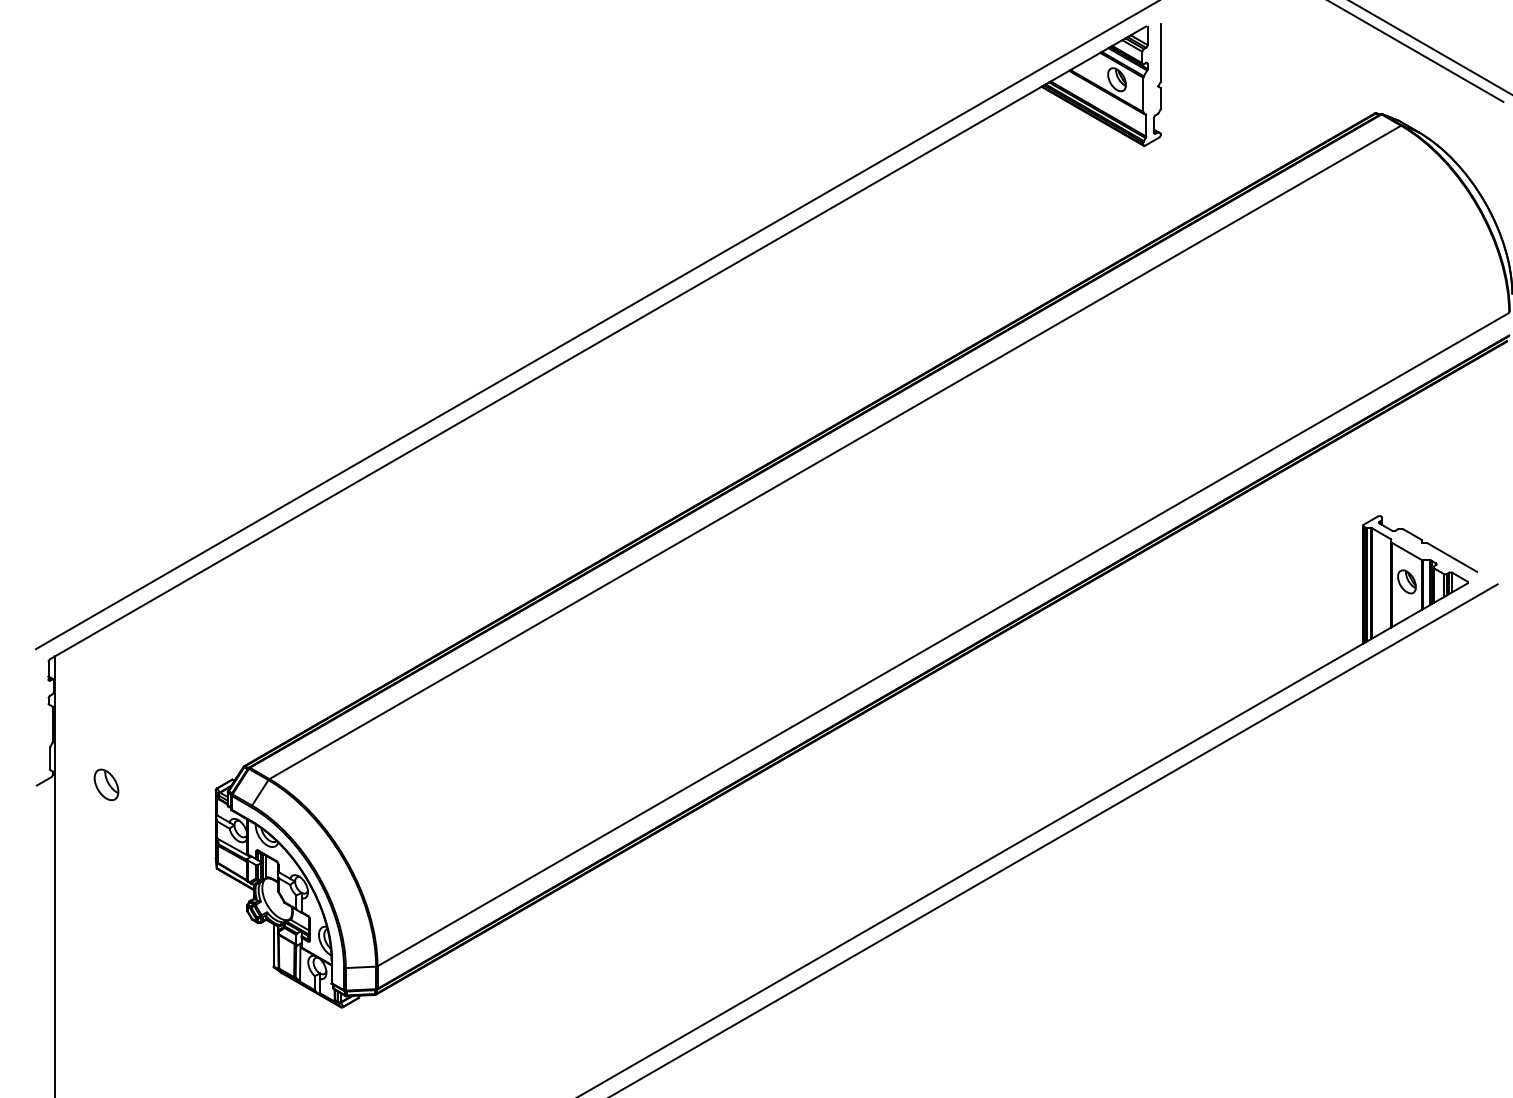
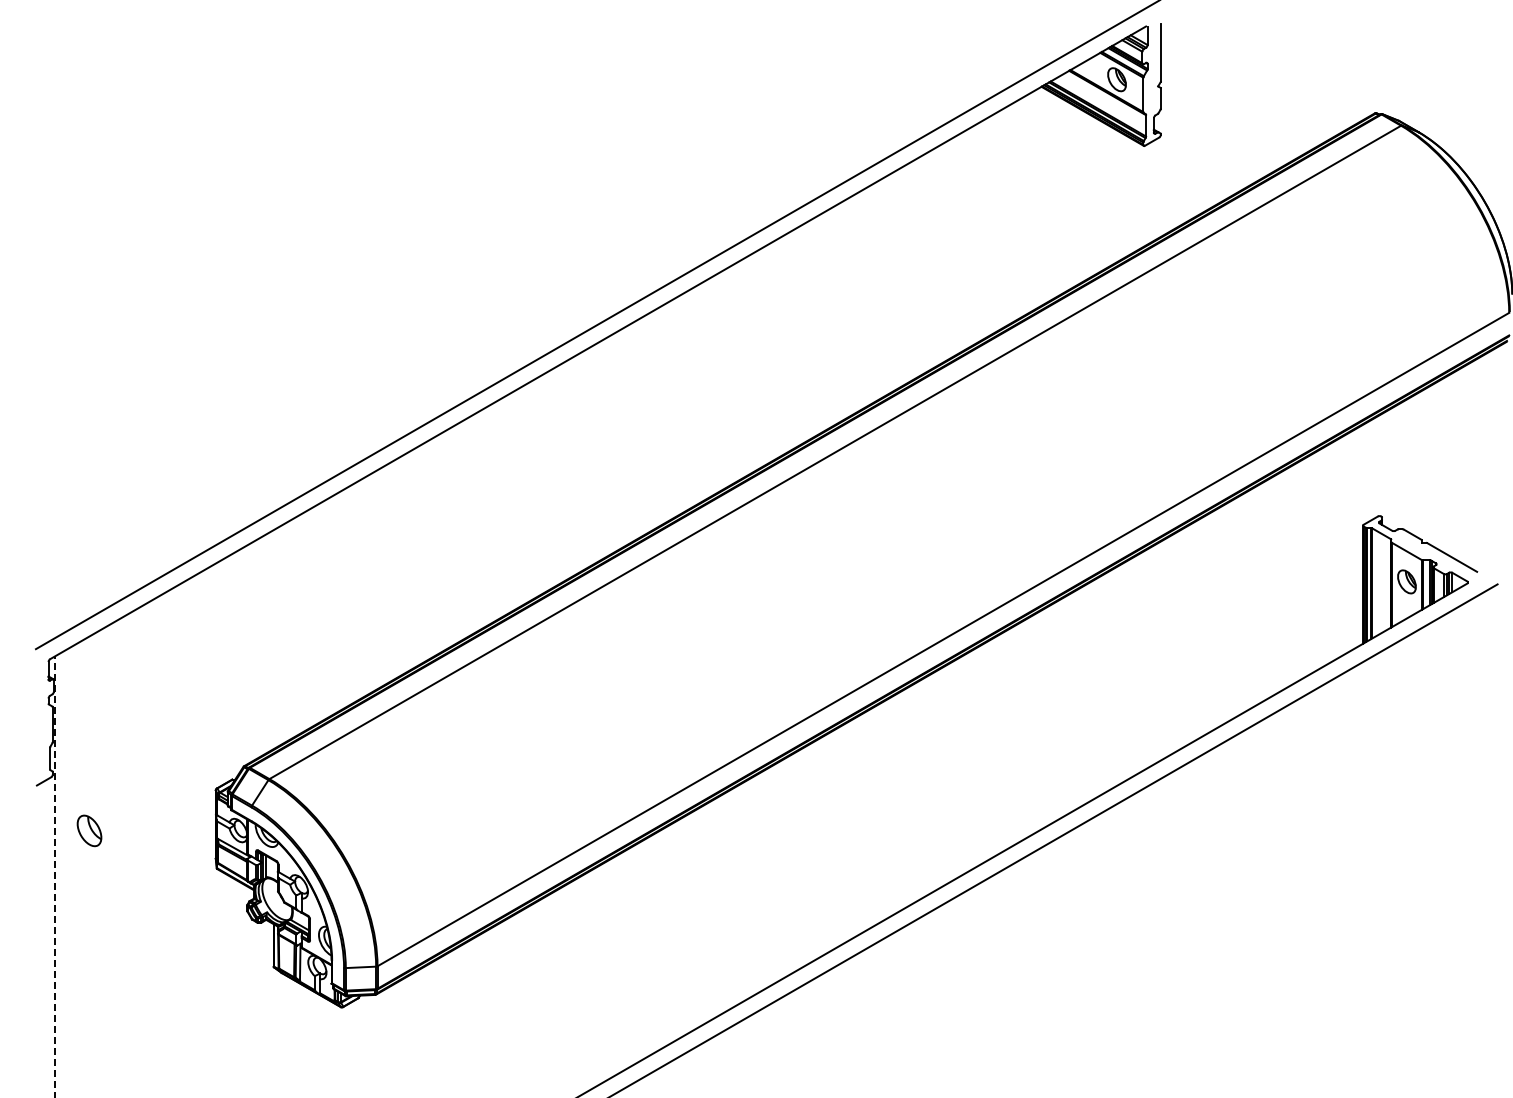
line: present -> none (1430, 47)
line: present -> none (1417, 51)
part position: (106, 784) -> (89, 830) (89, 830)
line: solid -> dashed (55, 877)
